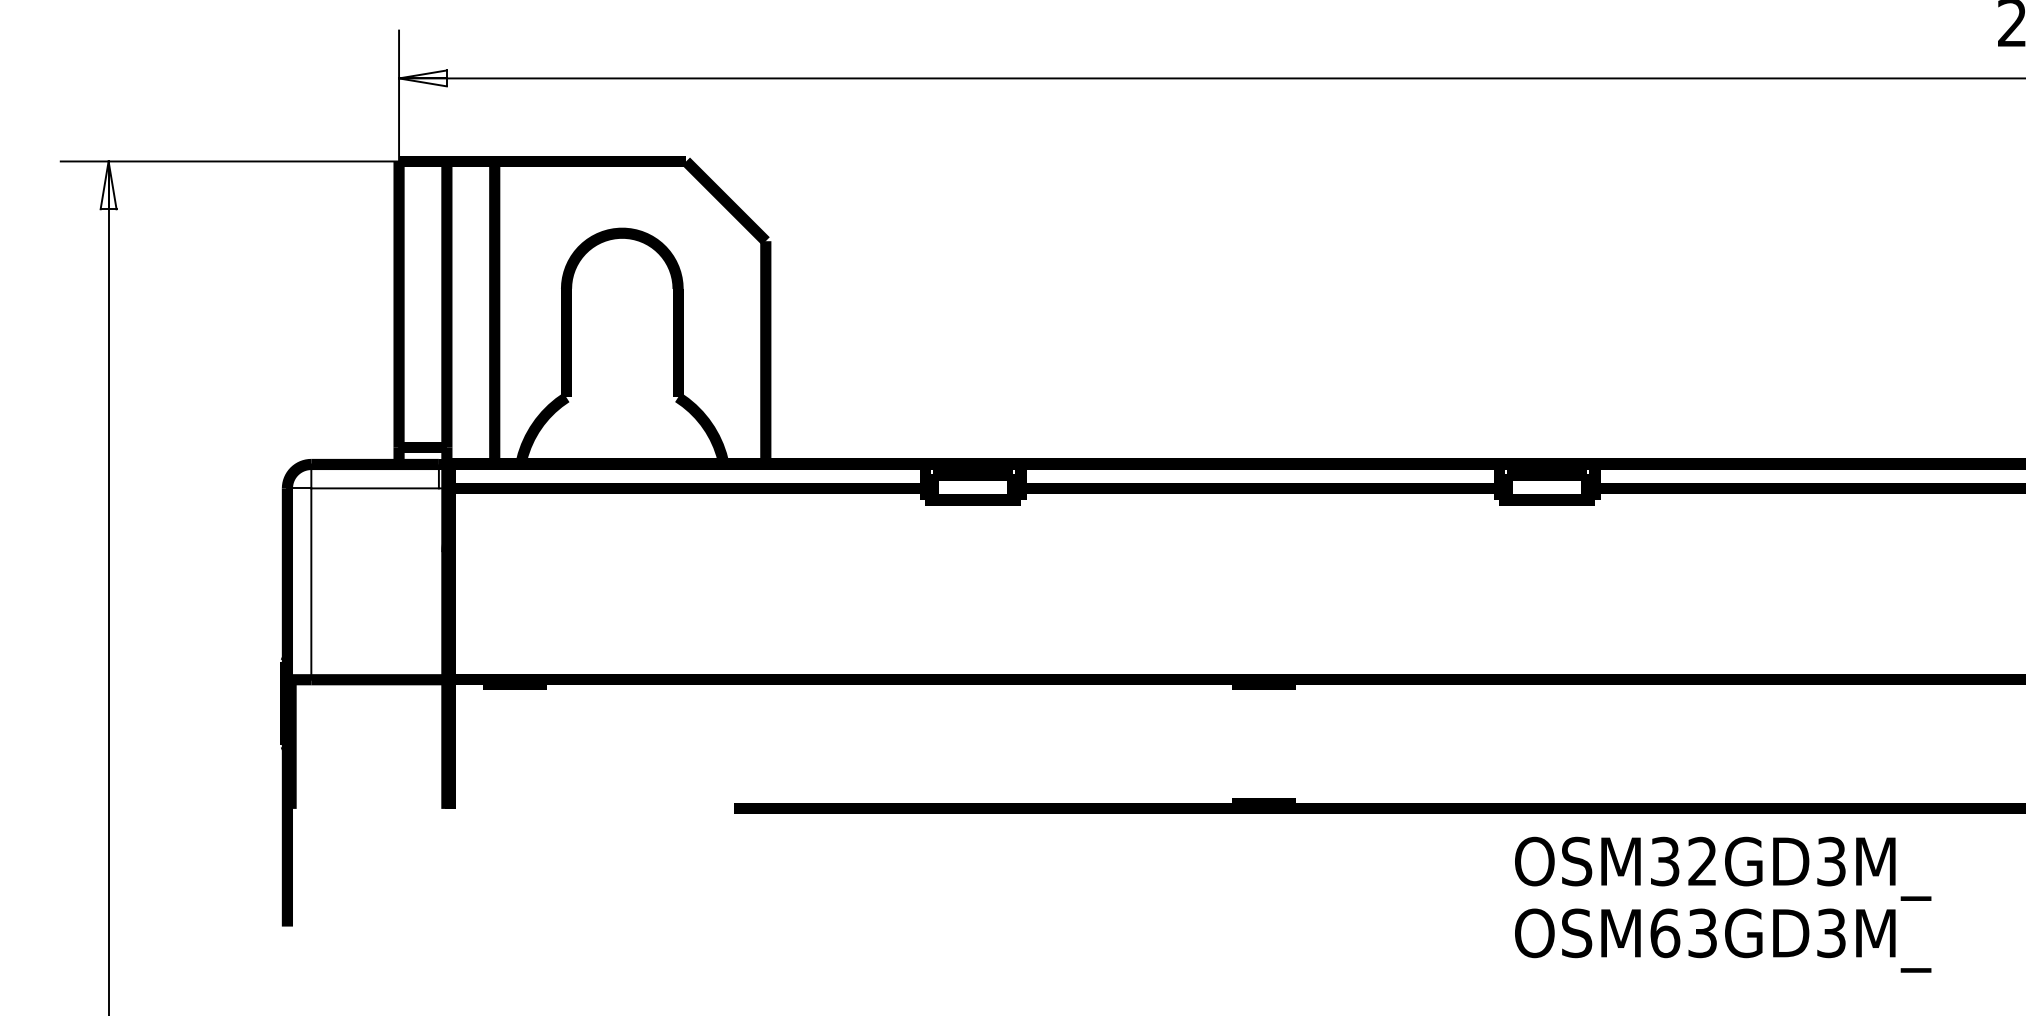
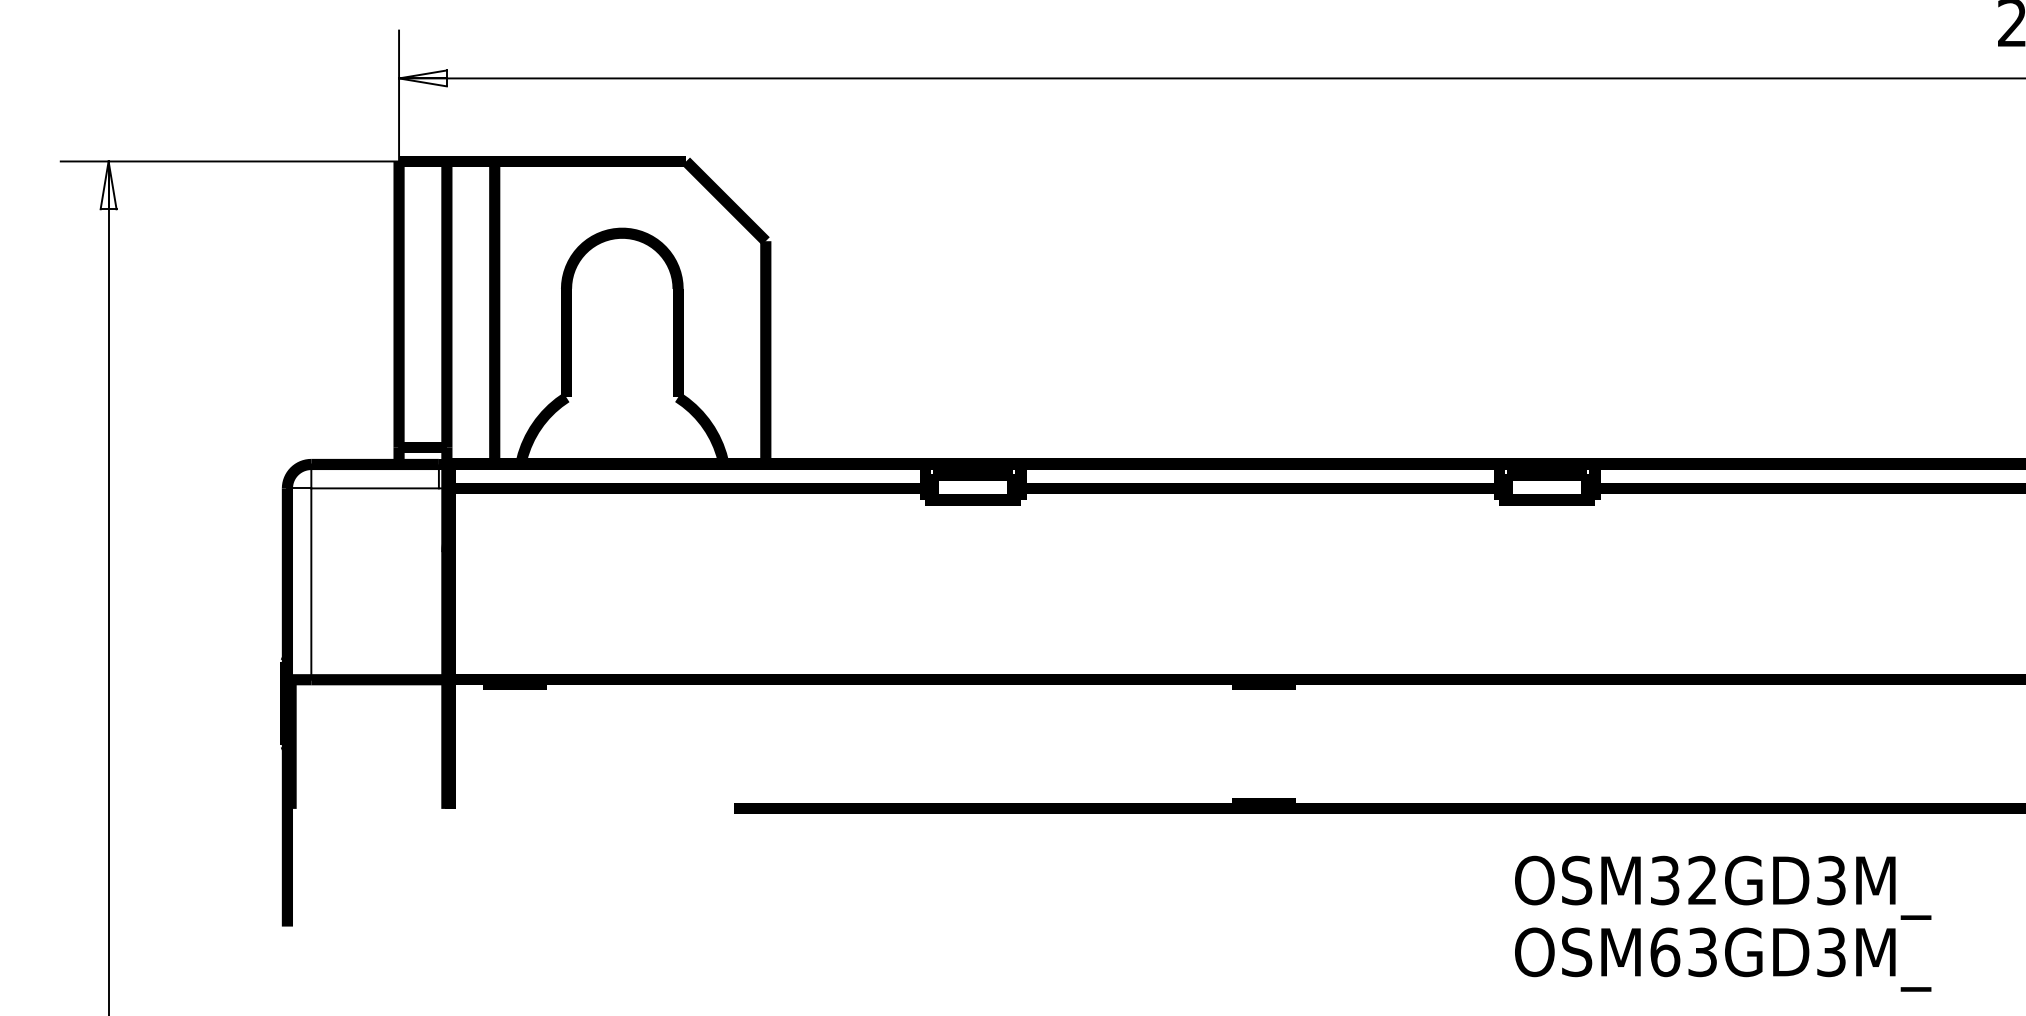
text position: (1723, 904) -> (1723, 923) (1723, 923)
